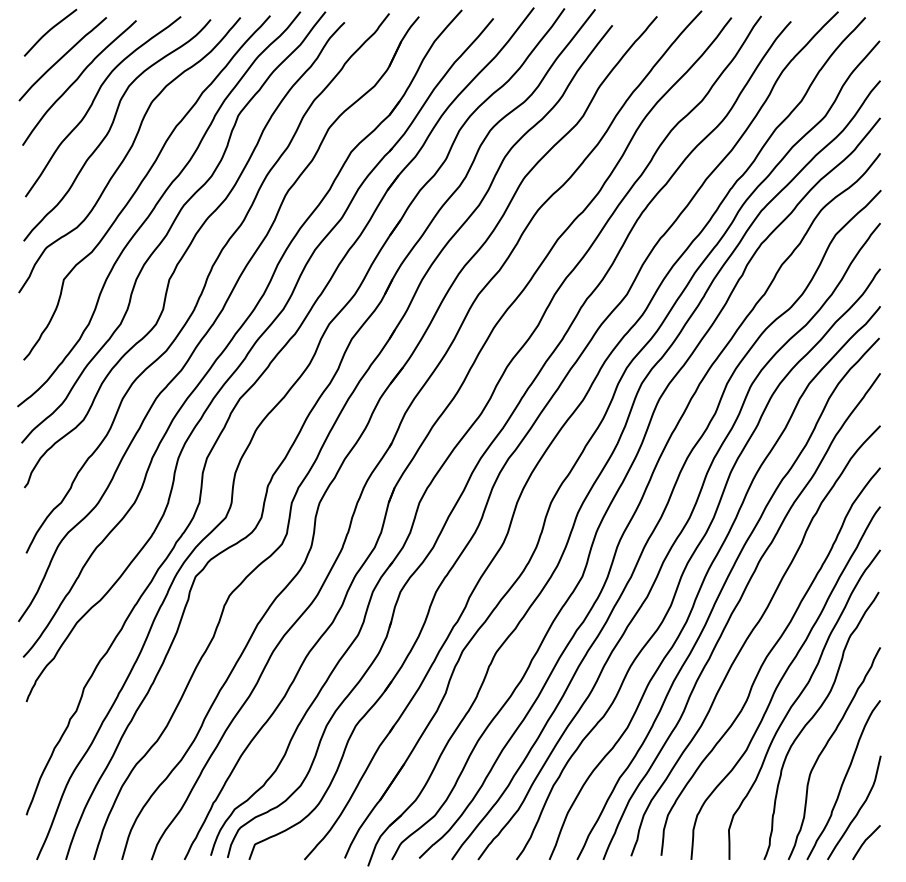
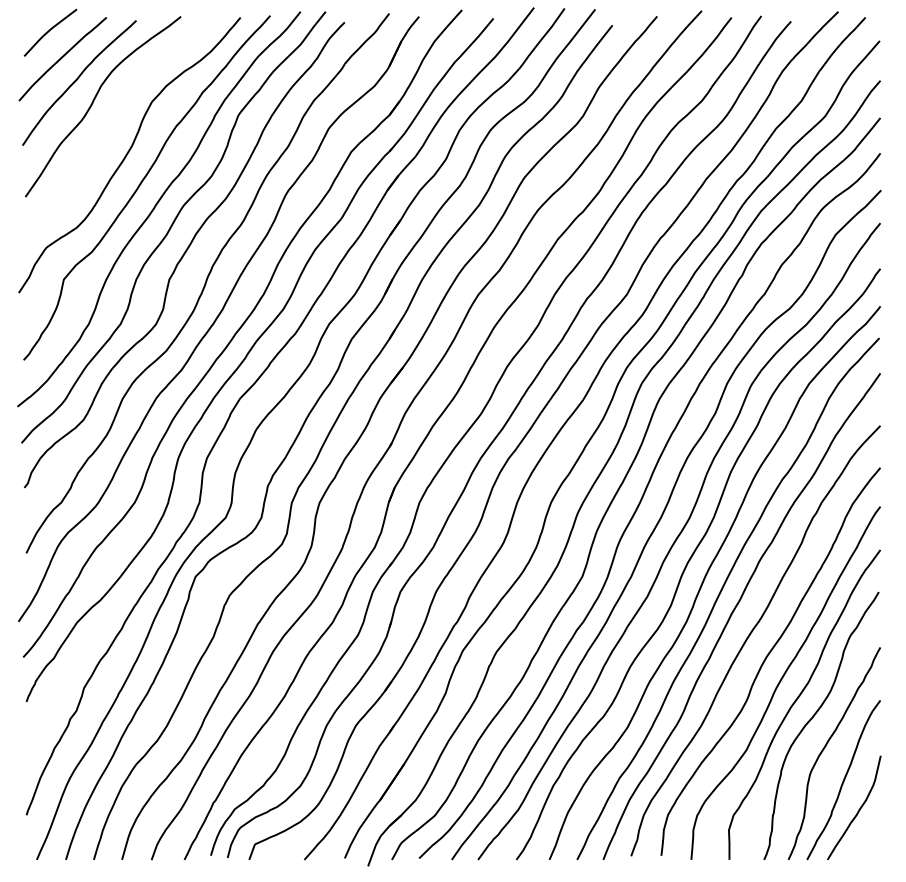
curve: present -> none (111, 128)
curve: present -> none (865, 842)
